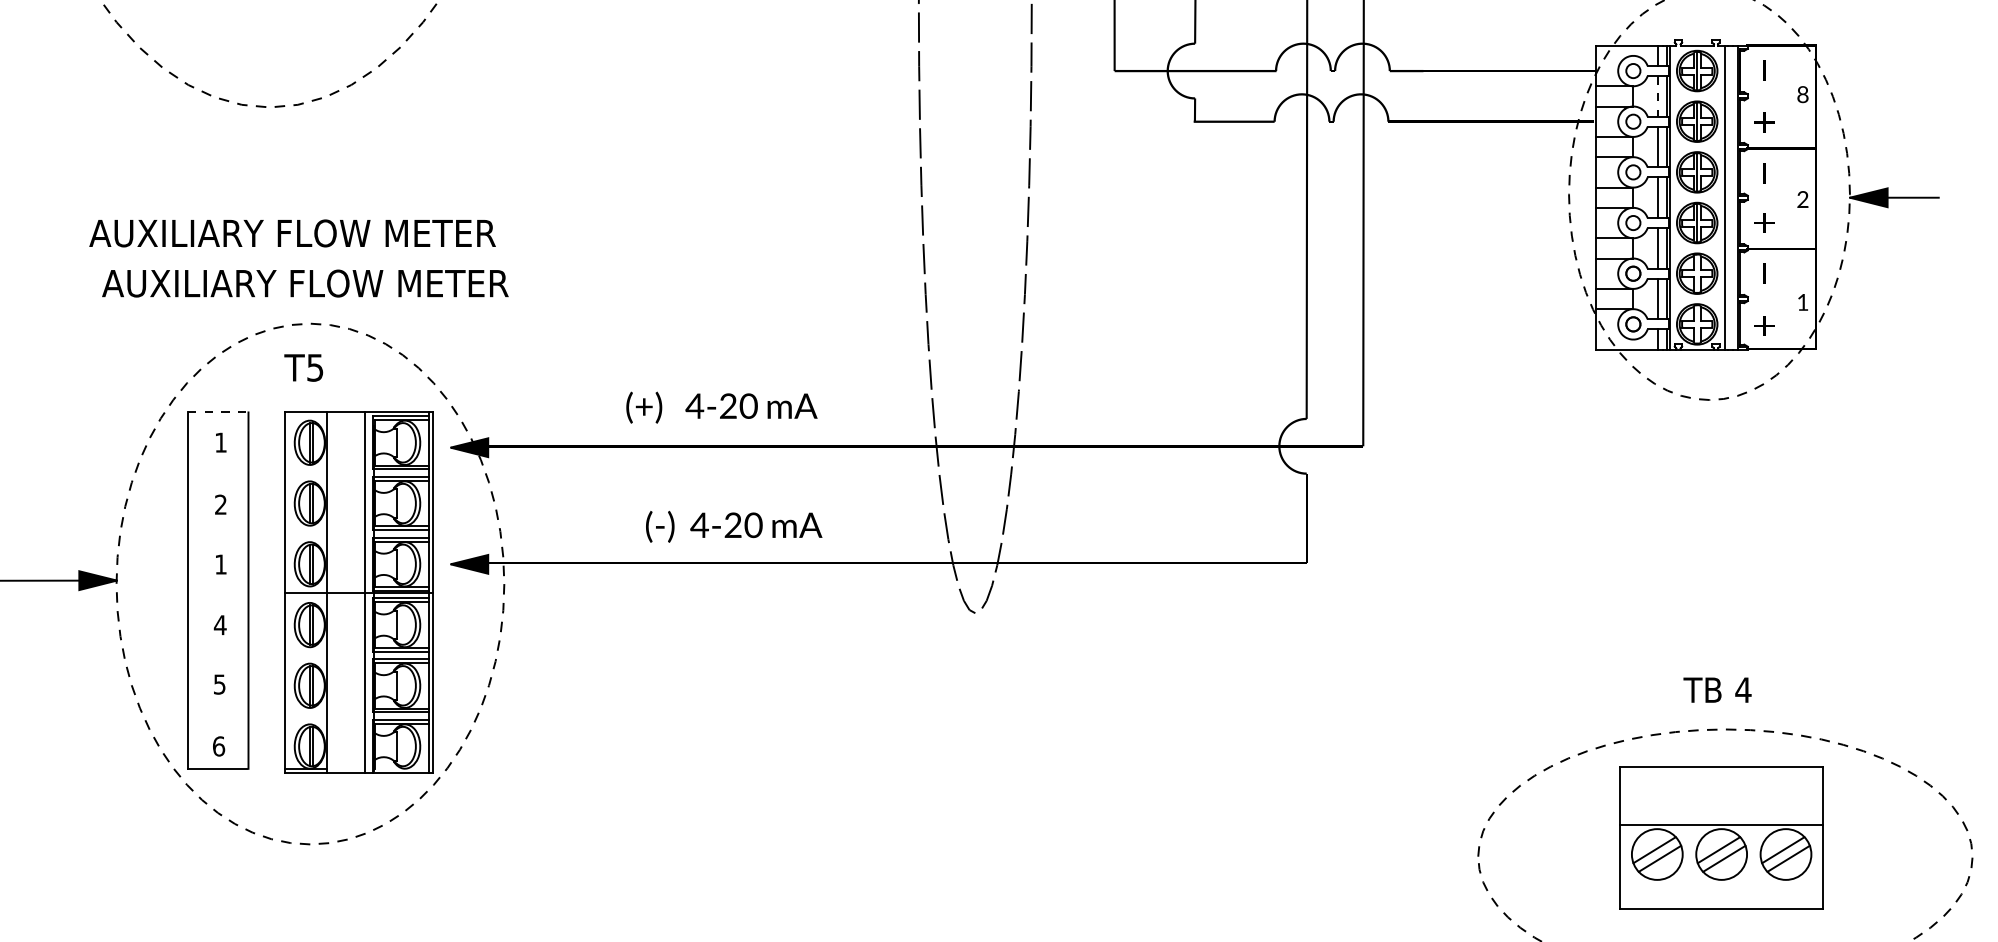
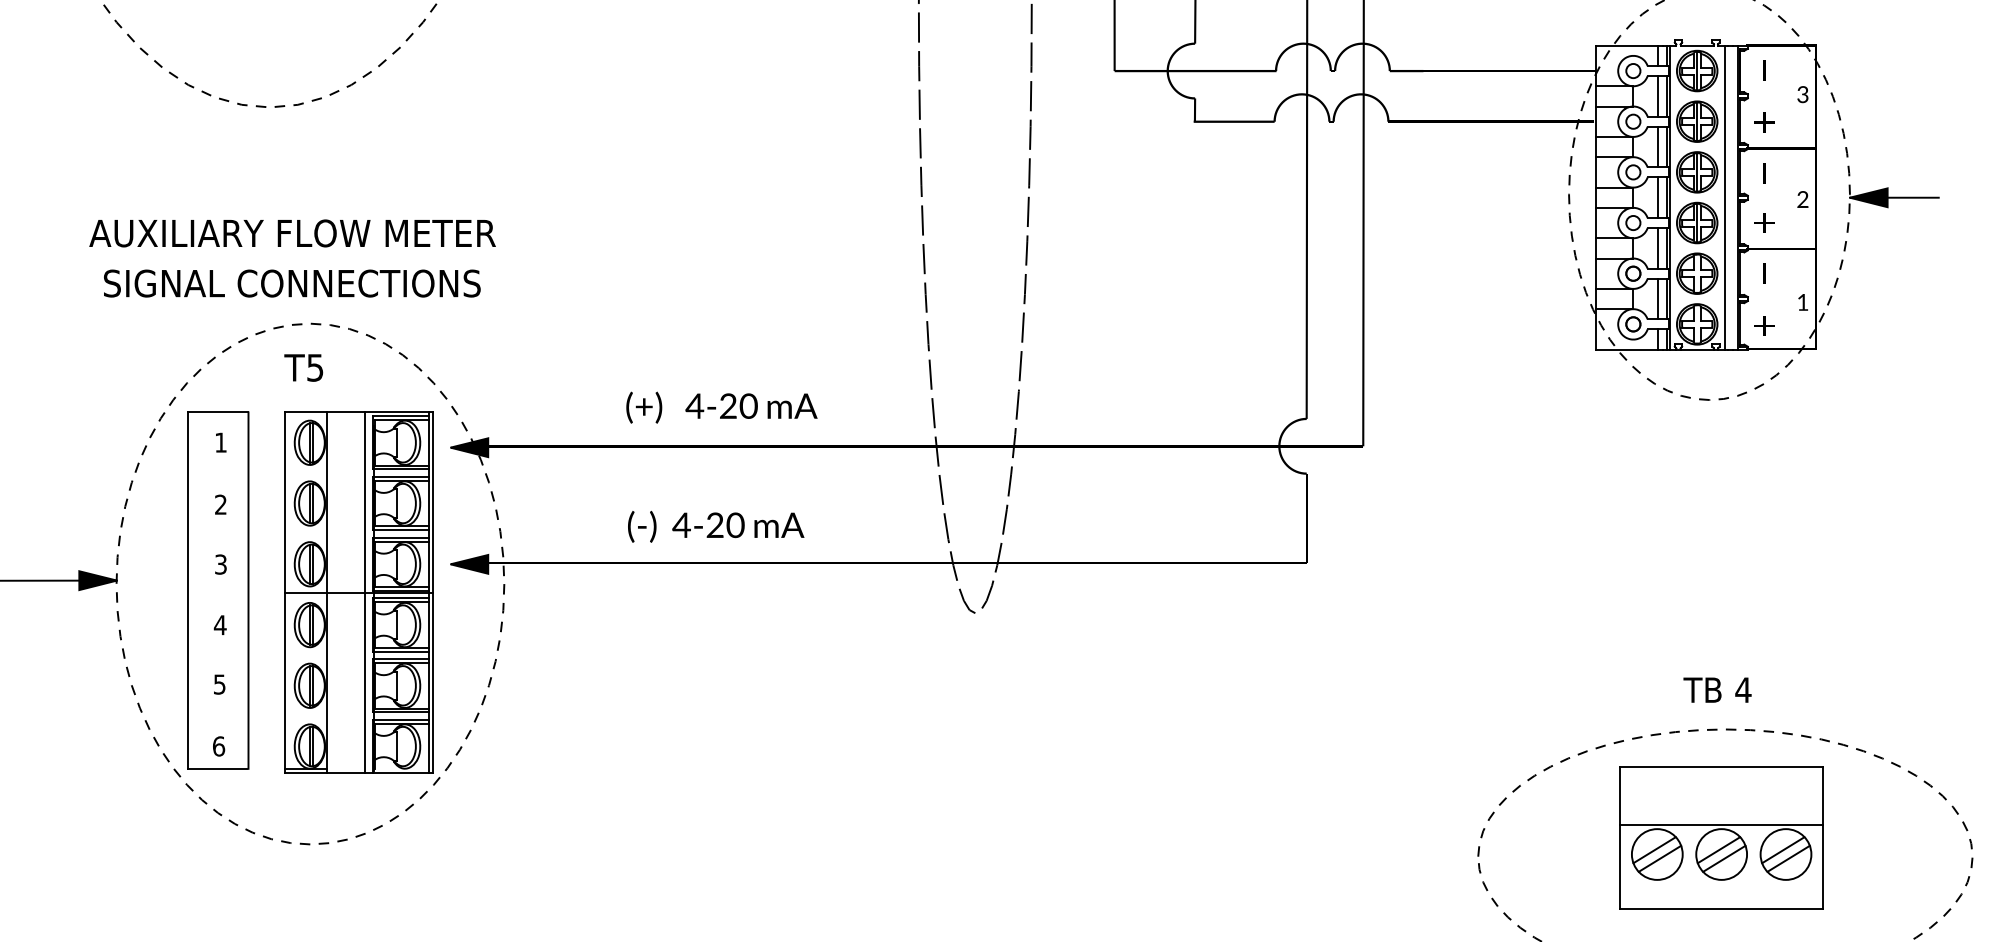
text: 8 -> 3 (1802, 94)
line: dashed -> solid (1657, 96)
text: AUXILIARY FLOW METER -> SIGNAL CONNECTIONS (305, 283)
line: dashed -> solid (218, 412)
text position: (734, 526) -> (716, 526) (716, 526)
text: 1 -> 3 (220, 564)
